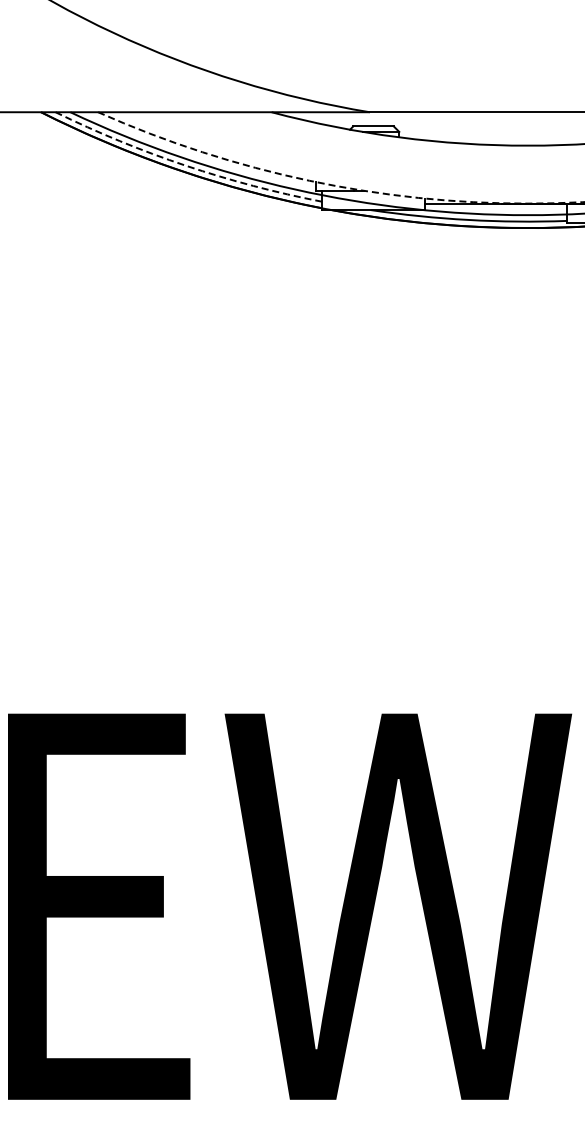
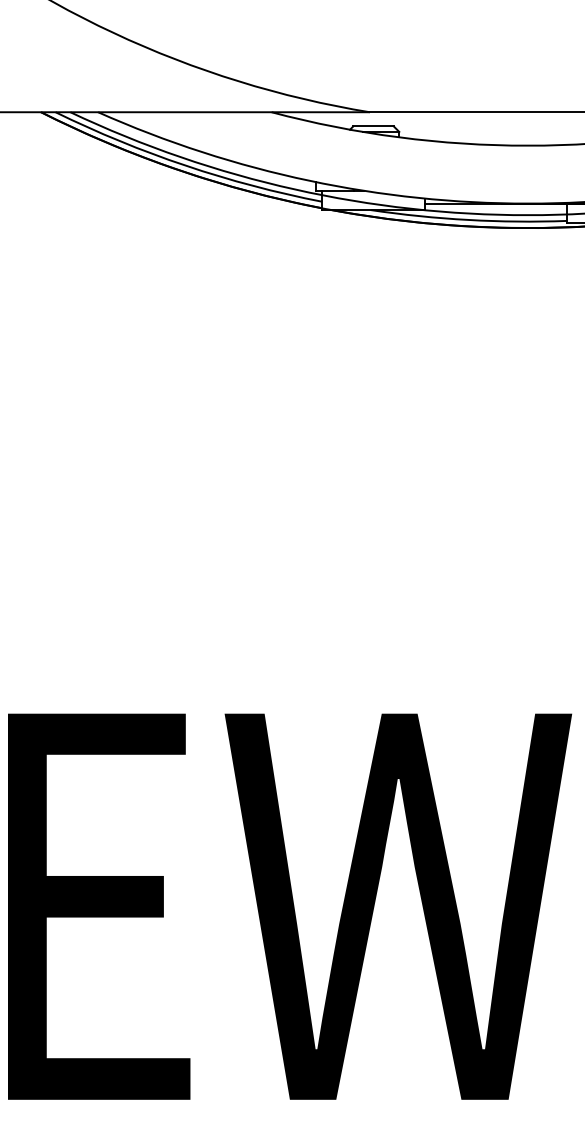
arc: dashed -> solid (185, 165)
arc: dashed -> solid (334, 185)
